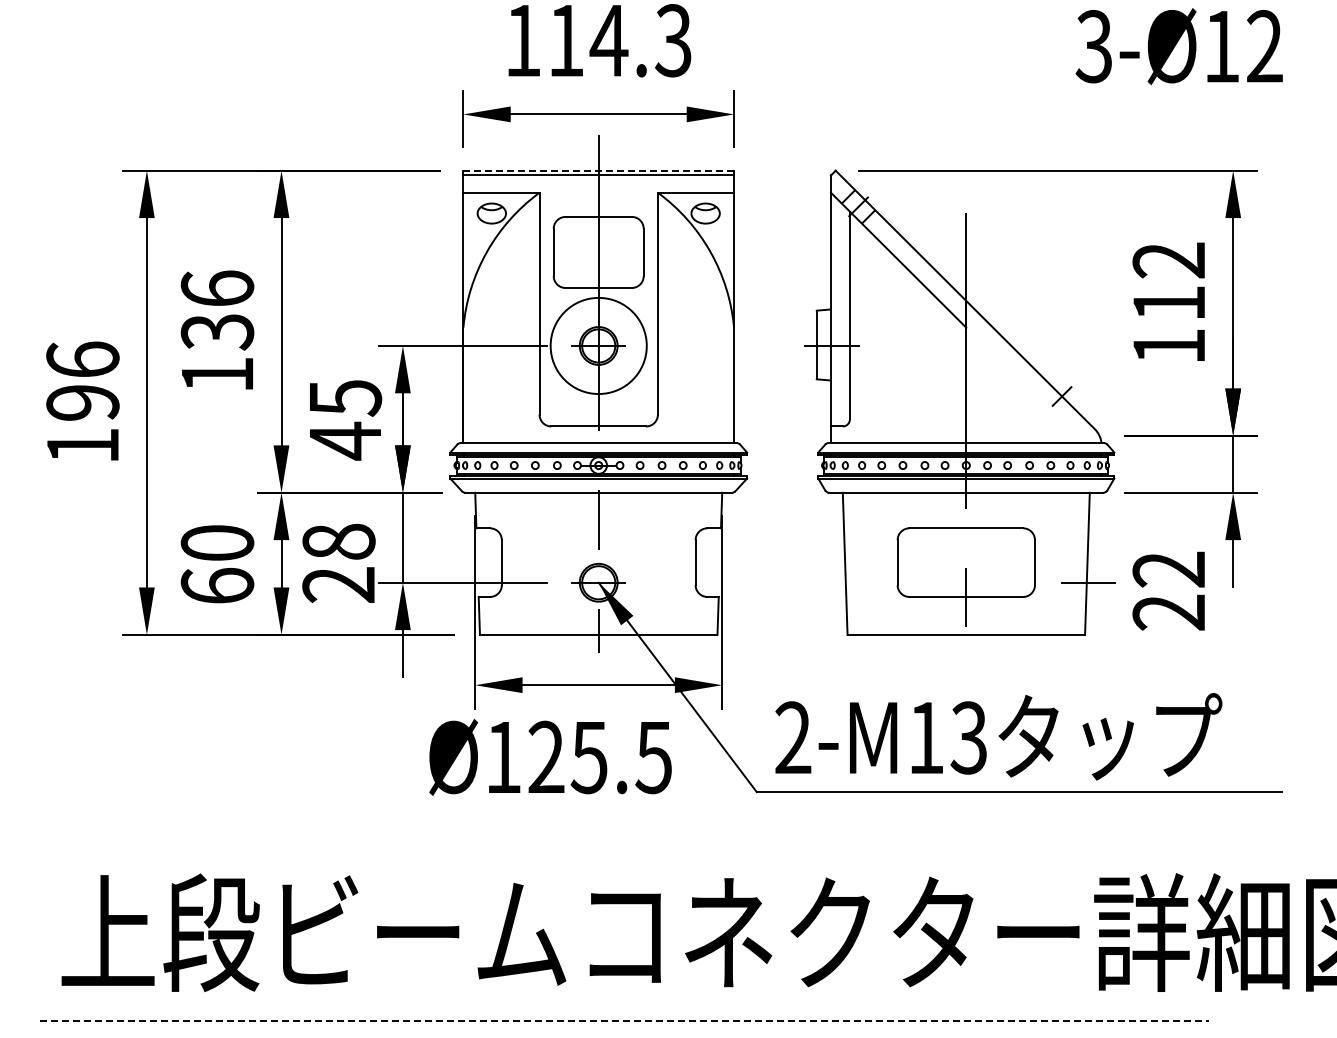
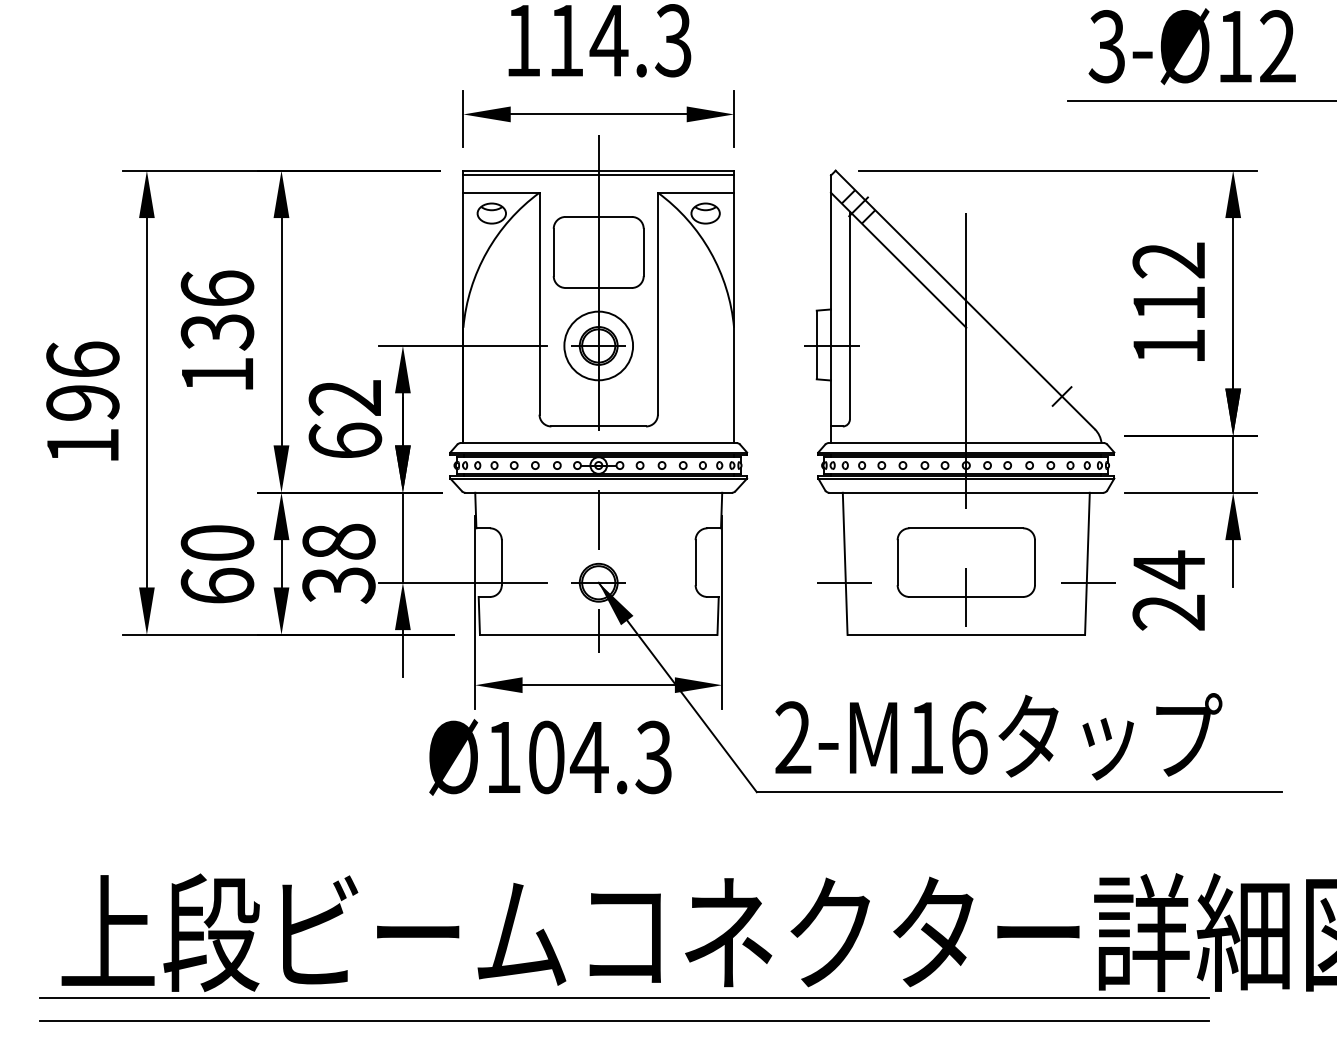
text position: (1178, 46) -> (1191, 46) (1191, 46)
line: none -> present (1200, 100)
line: dashed -> solid (599, 170)
circle diameter: 96 px -> 69 px (598, 345)
text: 45 -> 62 (345, 420)
text: 22 -> 24 (1168, 569)
line: none -> present (843, 582)
text: 28 -> 38 (338, 585)
text: 2-M13 -> 2-M16 (968, 737)
text: Ø125.5 -> Ø104.3 (599, 757)
line: none -> present (624, 997)
line: dashed -> solid (625, 1021)
